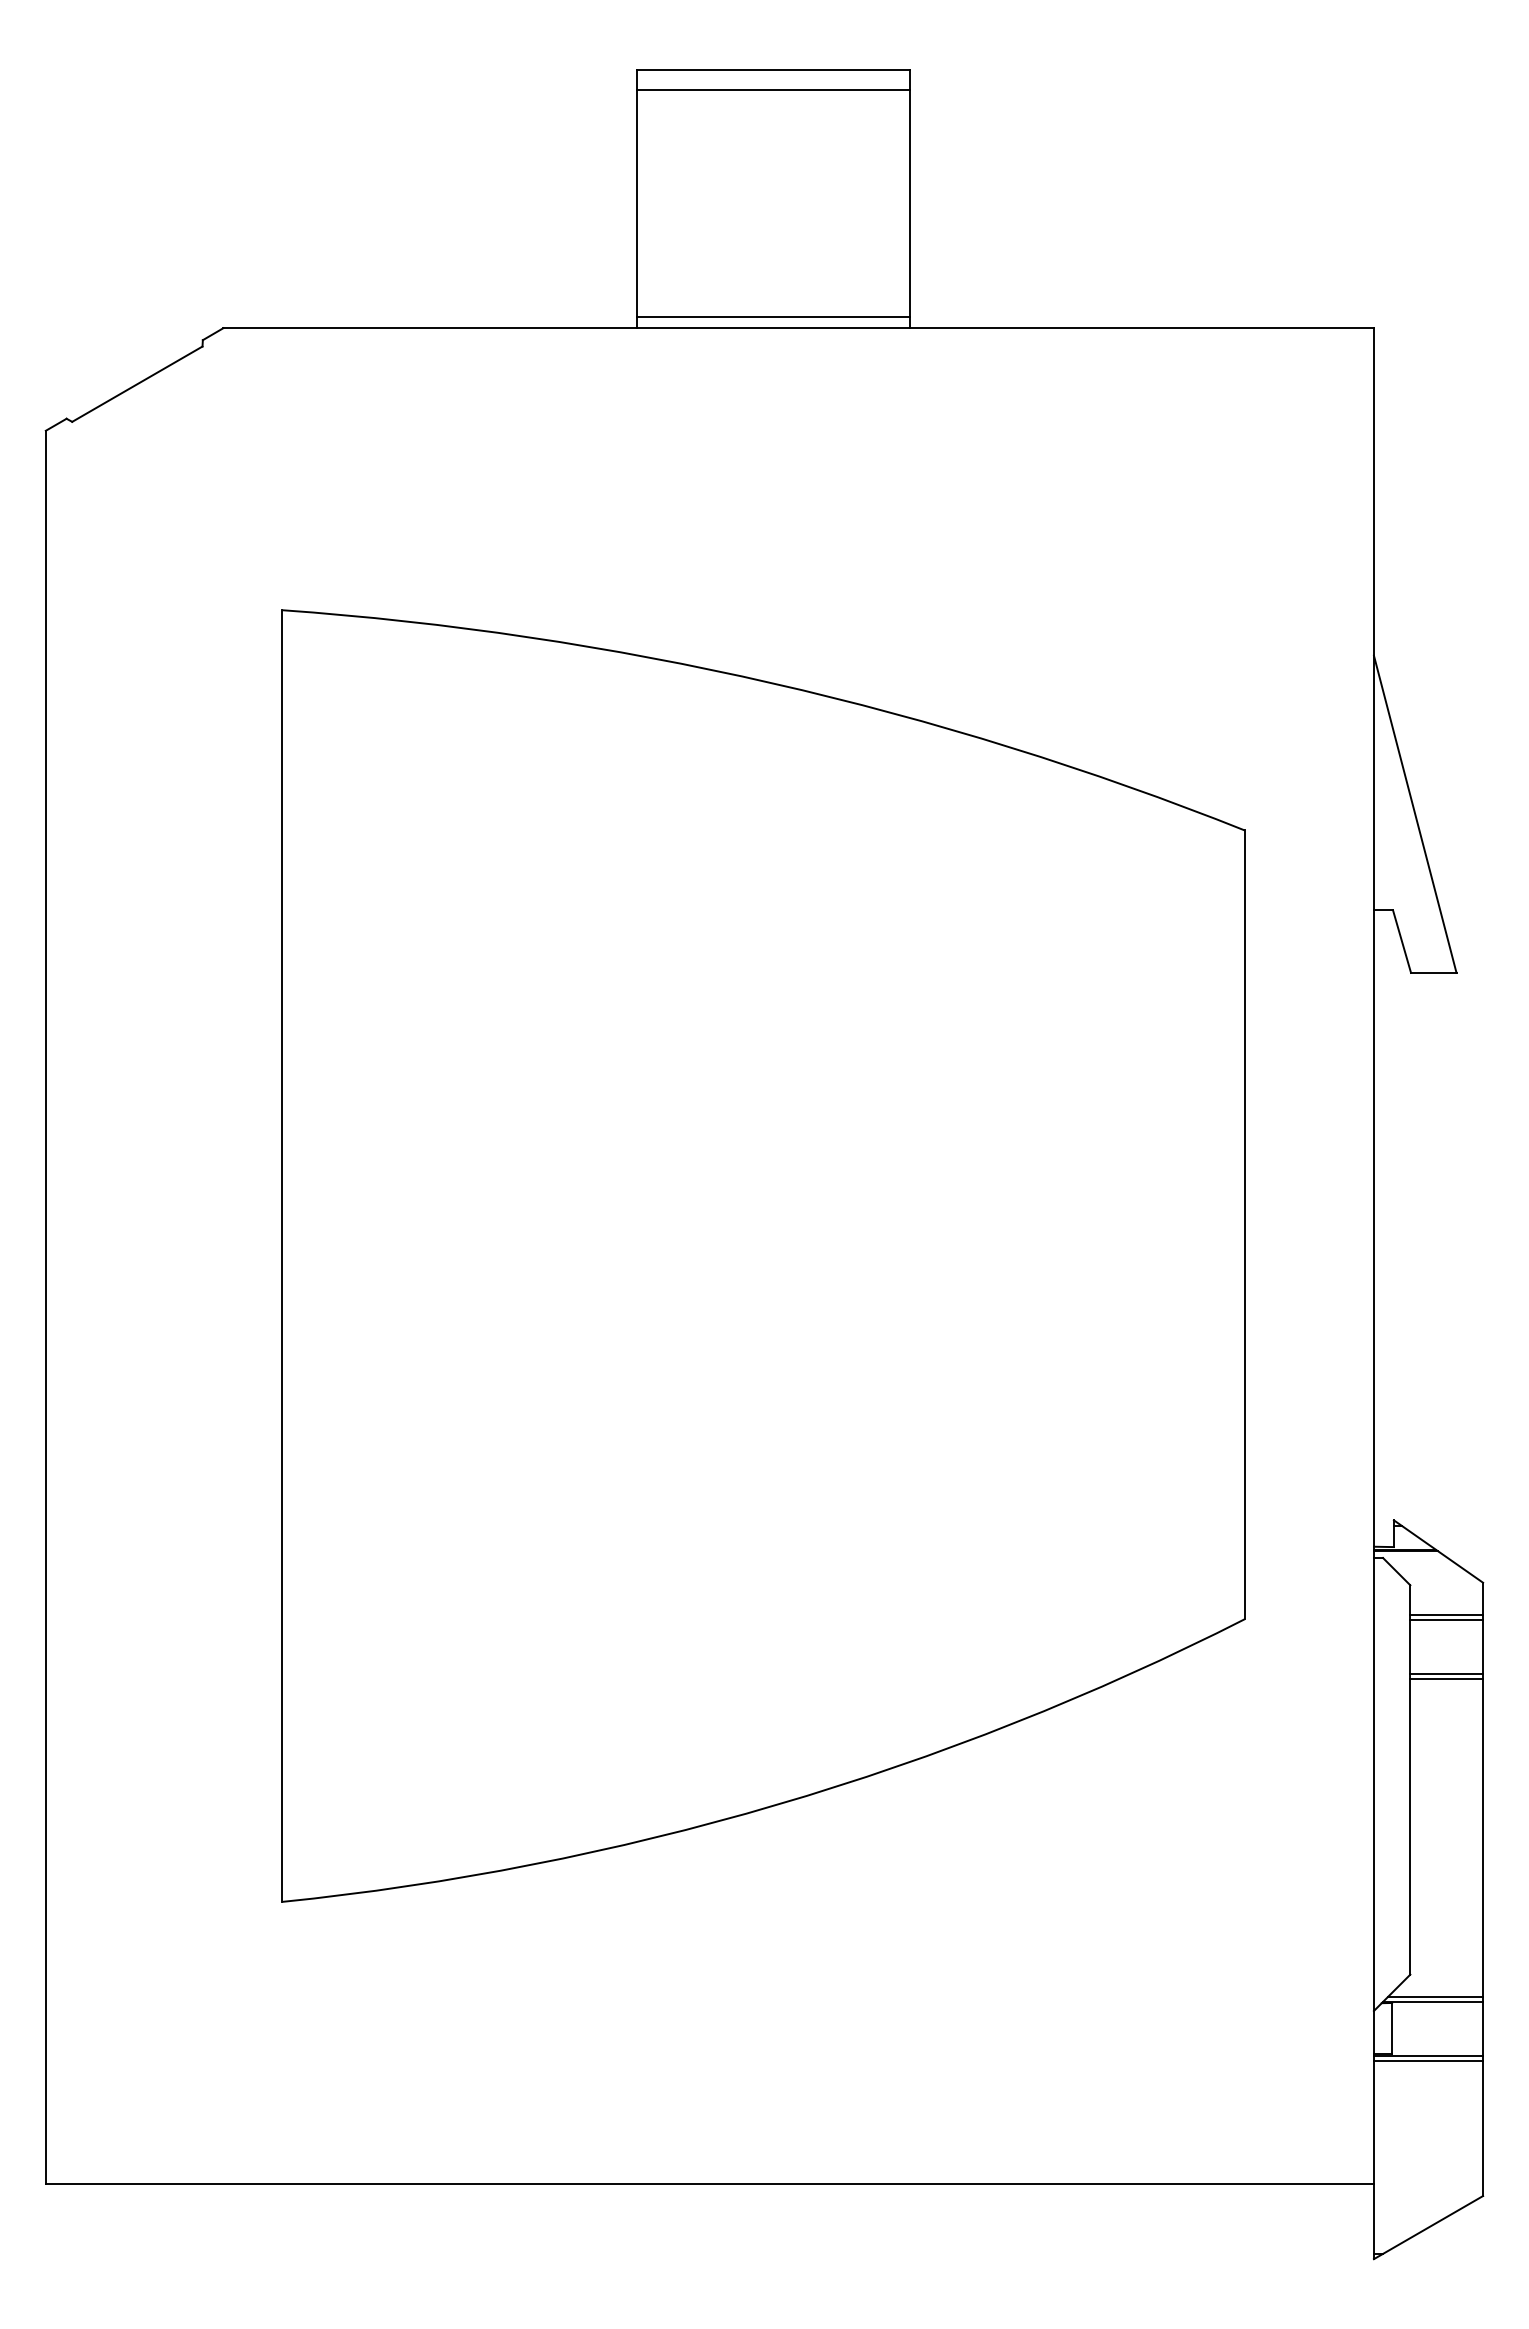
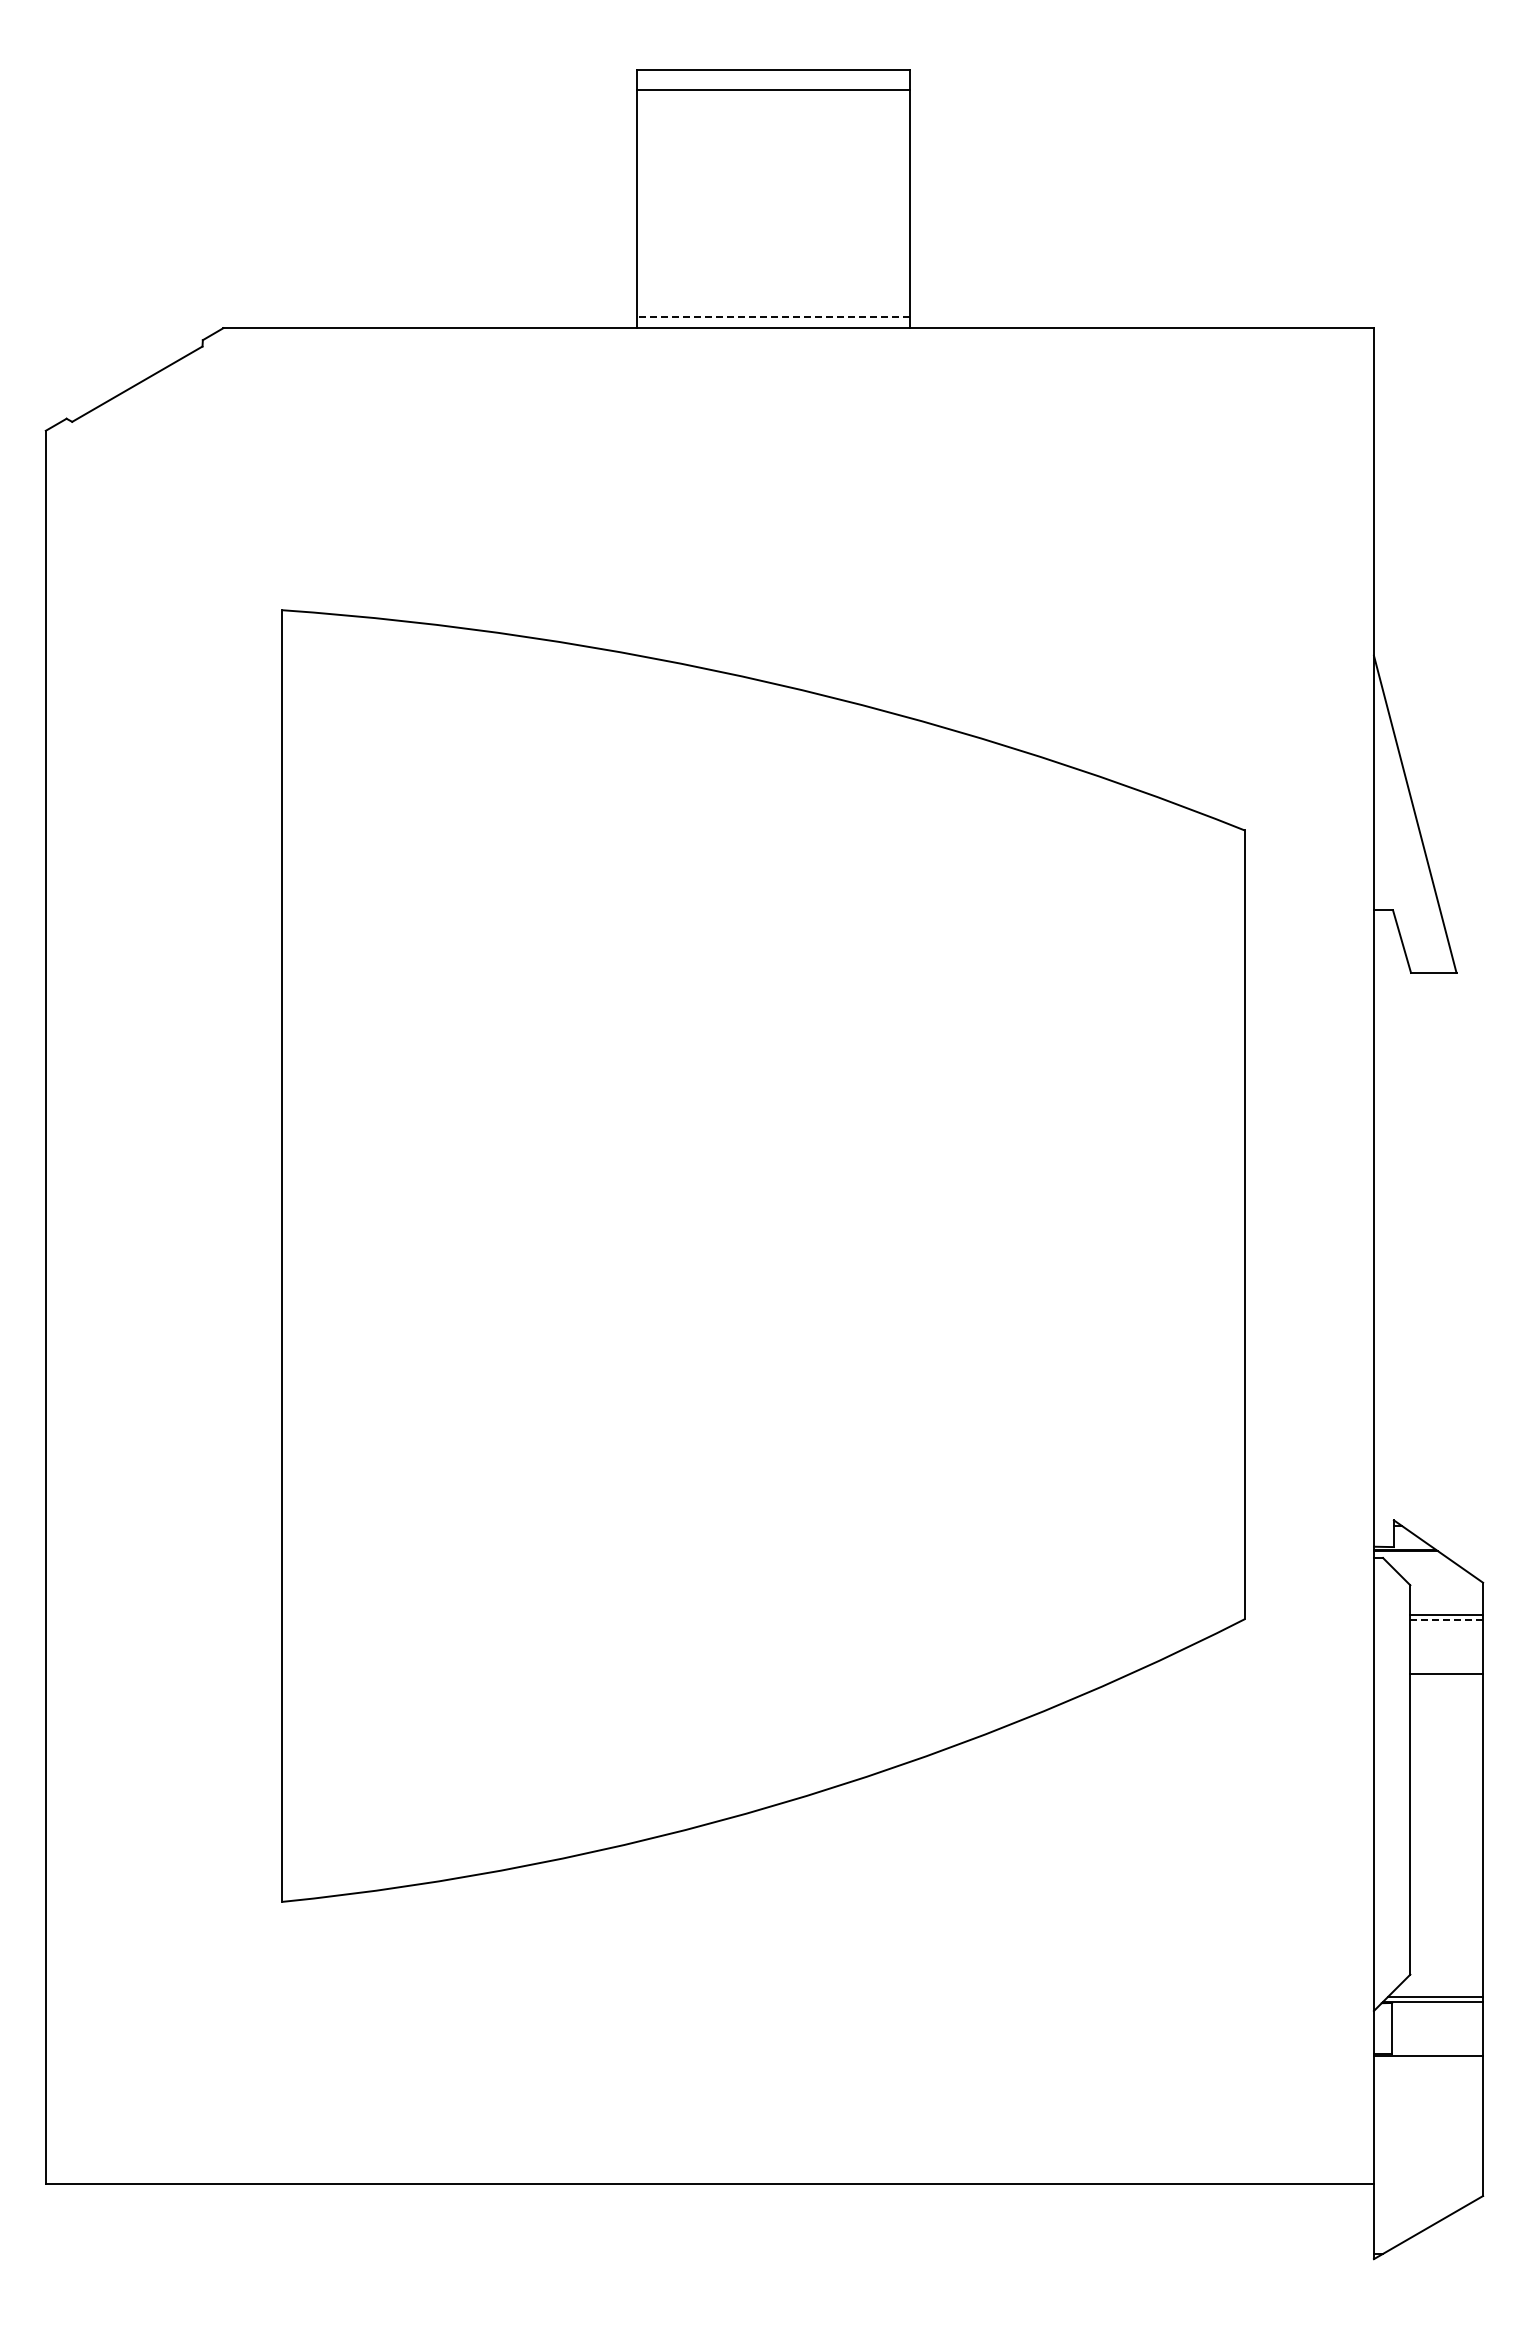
line: solid -> dashed (773, 317)
line: solid -> dashed (1446, 1619)
line: present -> none (1446, 1678)
line: present -> none (1428, 2061)
